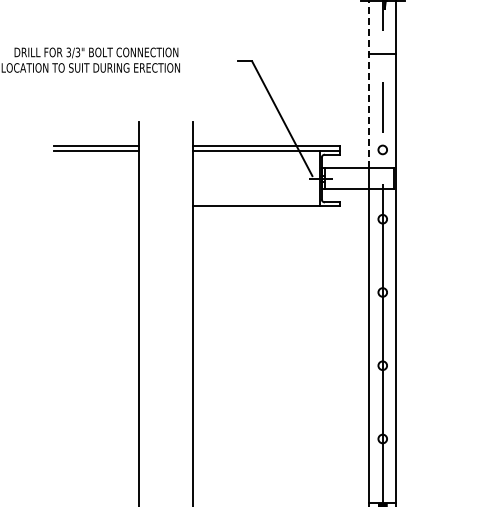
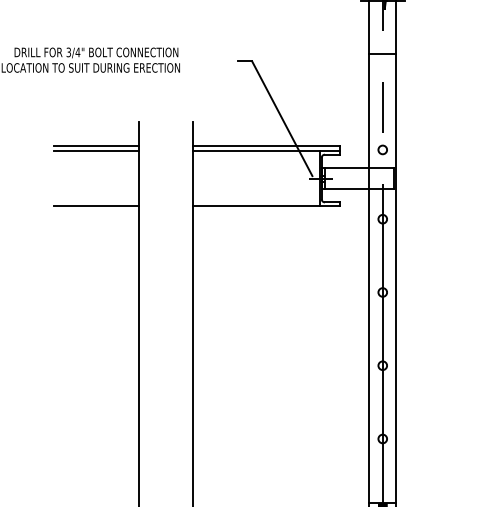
text: 3/3" -> 3/4" (77, 52)
line: dashed -> solid (369, 84)
line: none -> present (96, 205)
